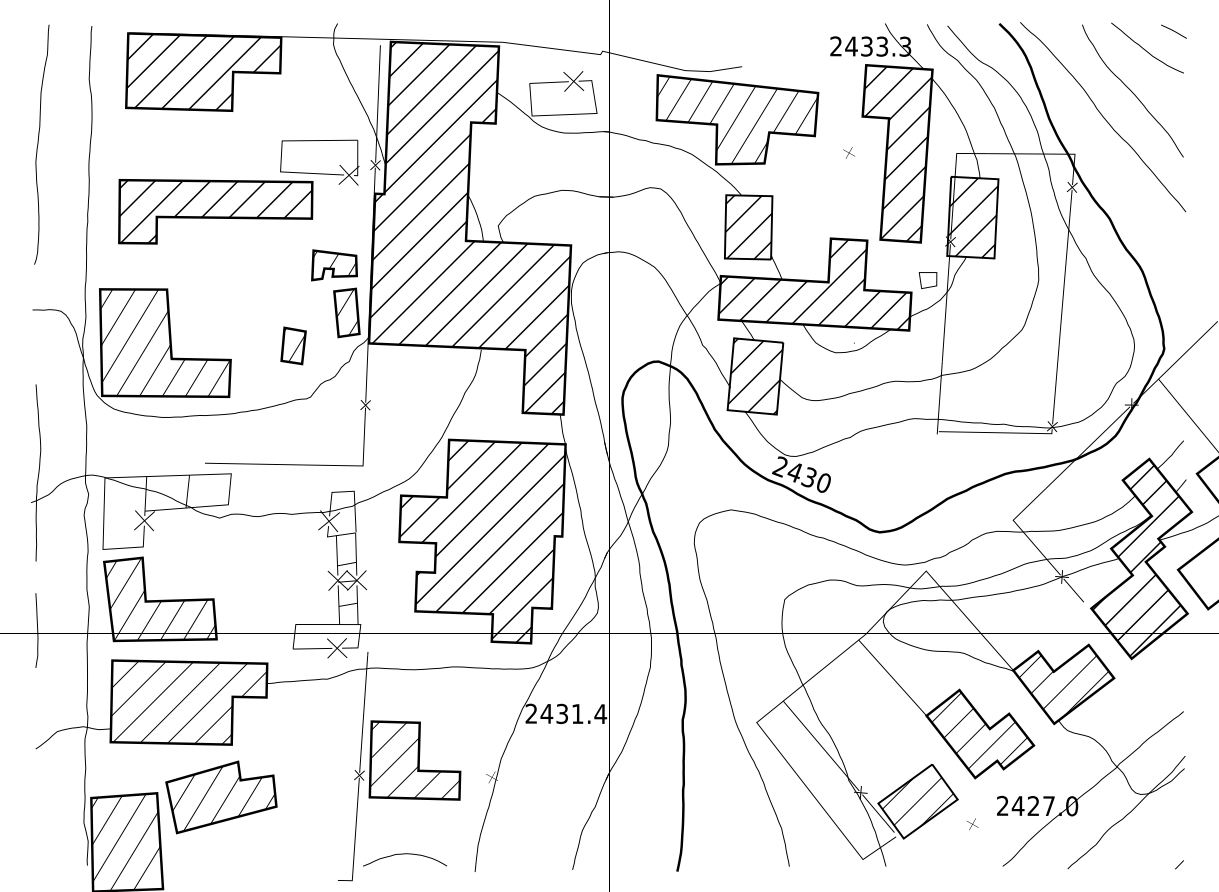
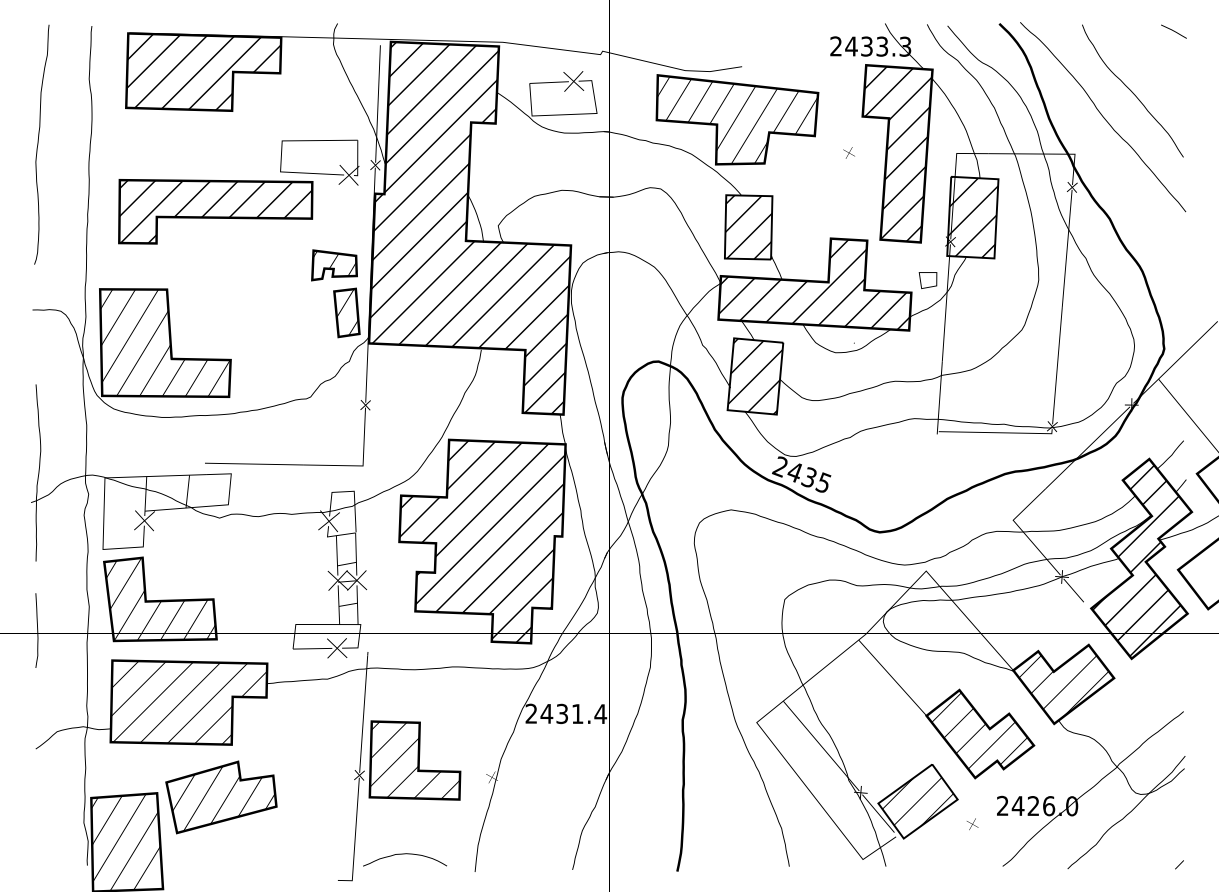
curve: present -> none (1145, 49)
part: present -> none (293, 345)
text: 2430 -> 2435 (823, 482)
text: 2427.0 -> 2426.0 (1049, 806)
